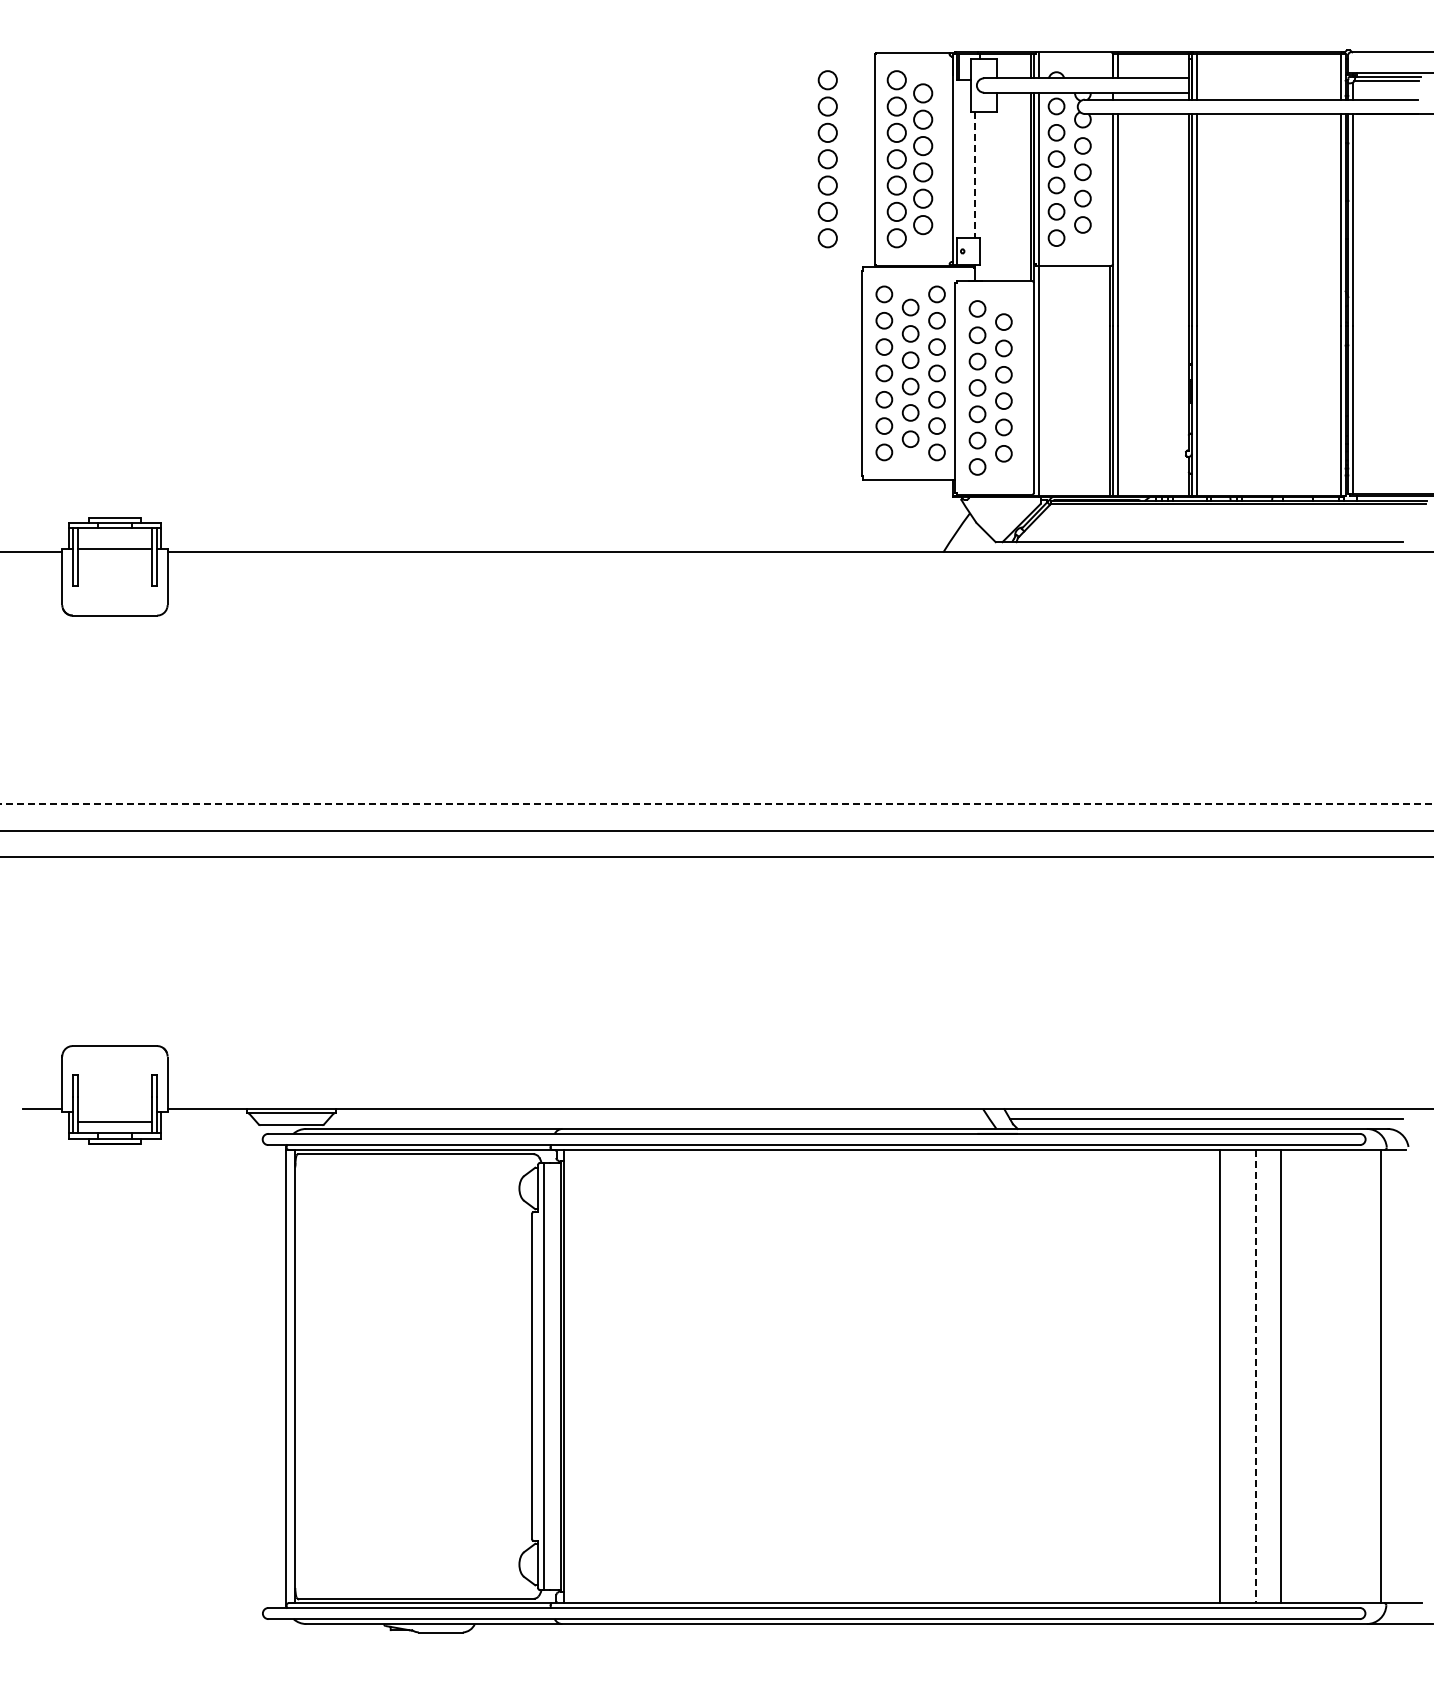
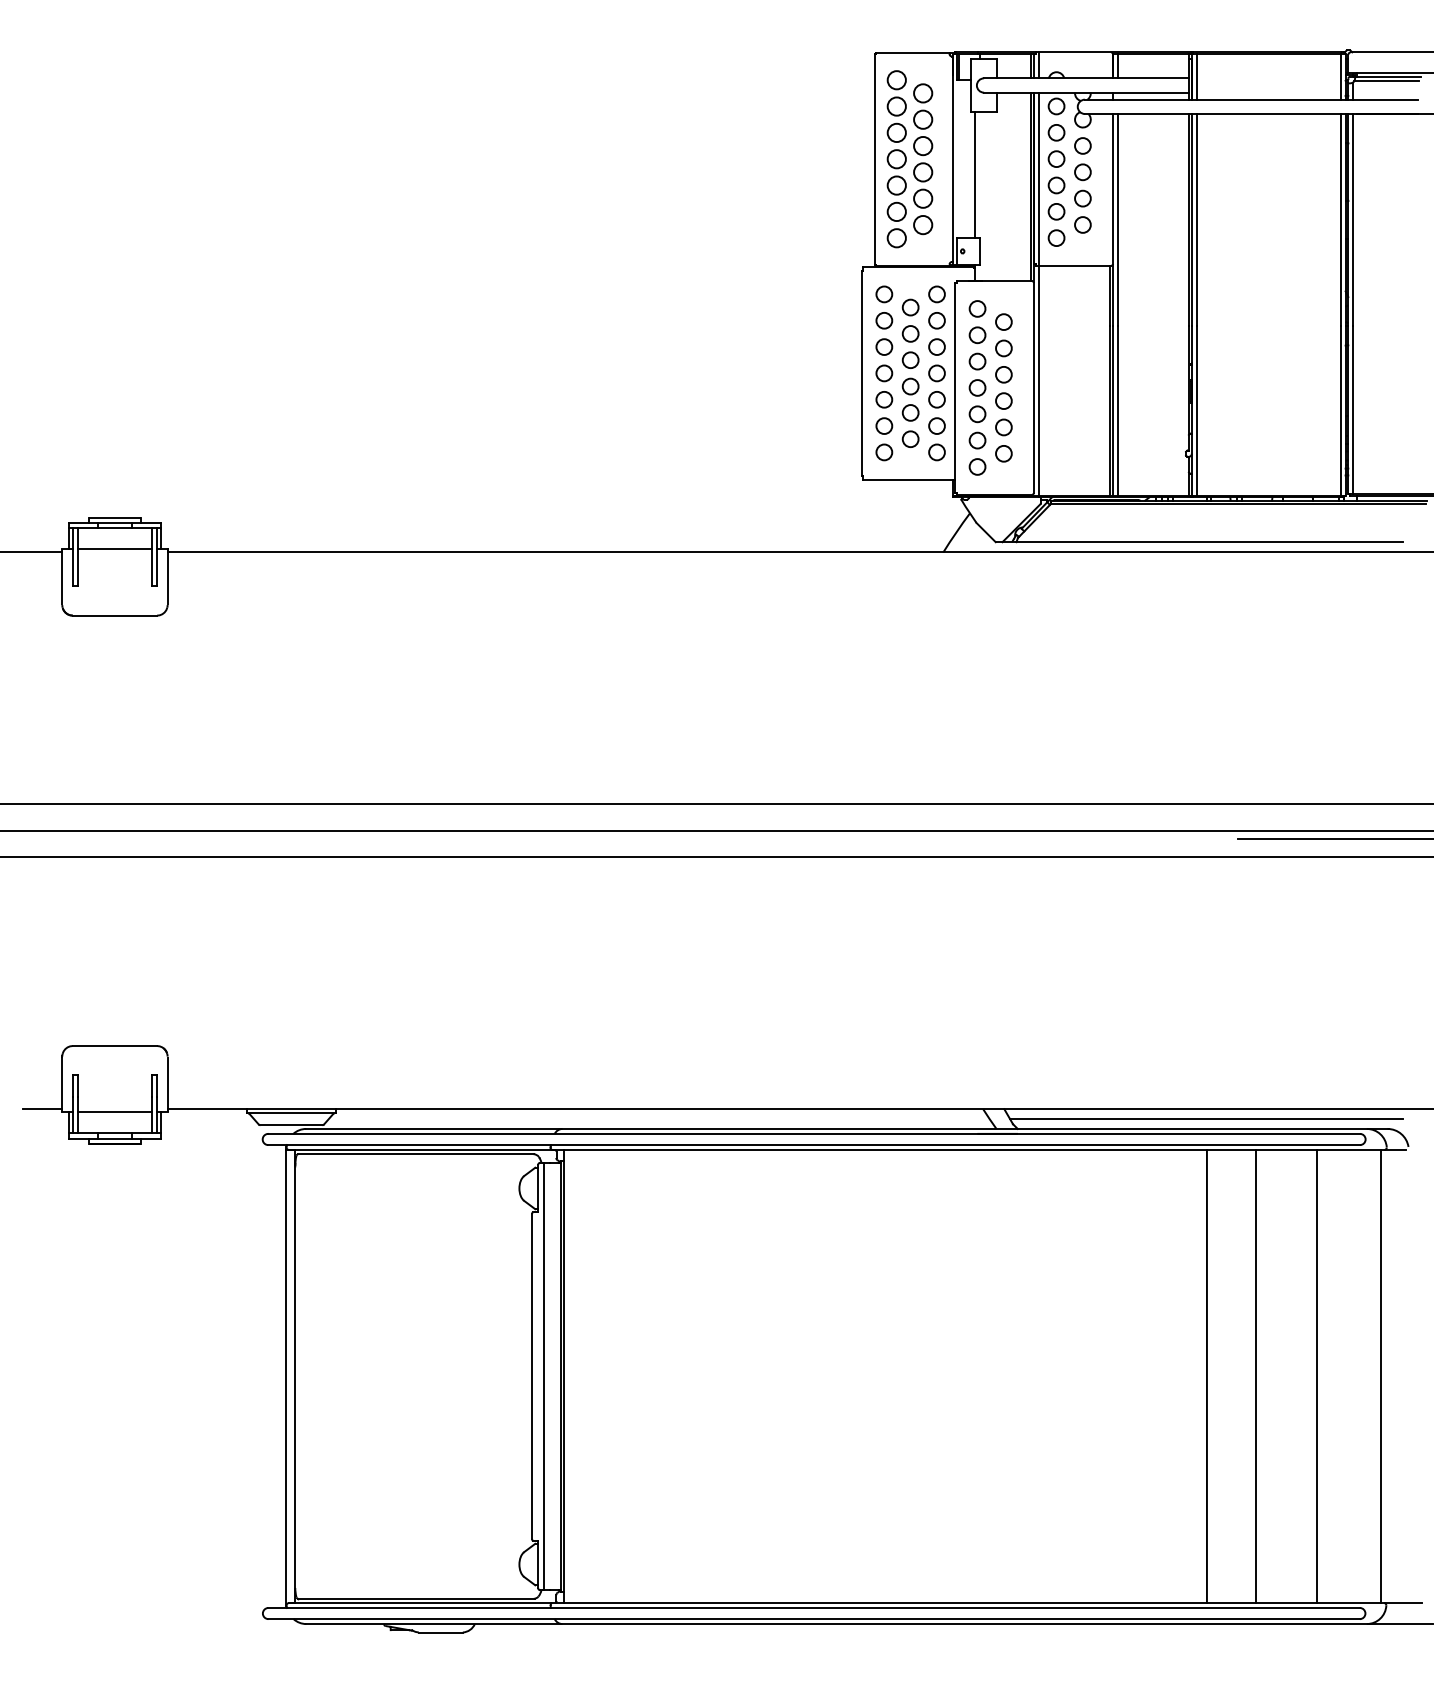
part: present -> none (827, 159)
line: dashed -> solid (975, 175)
line: dashed -> solid (716, 804)
line: none -> present (1333, 838)
line position: (114, 1122) -> (114, 1112) (114, 1112)
line position: (1219, 1376) -> (1206, 1376) (1206, 1376)
line position: (1280, 1376) -> (1316, 1376) (1316, 1376)
line: dashed -> solid (1256, 1377)
